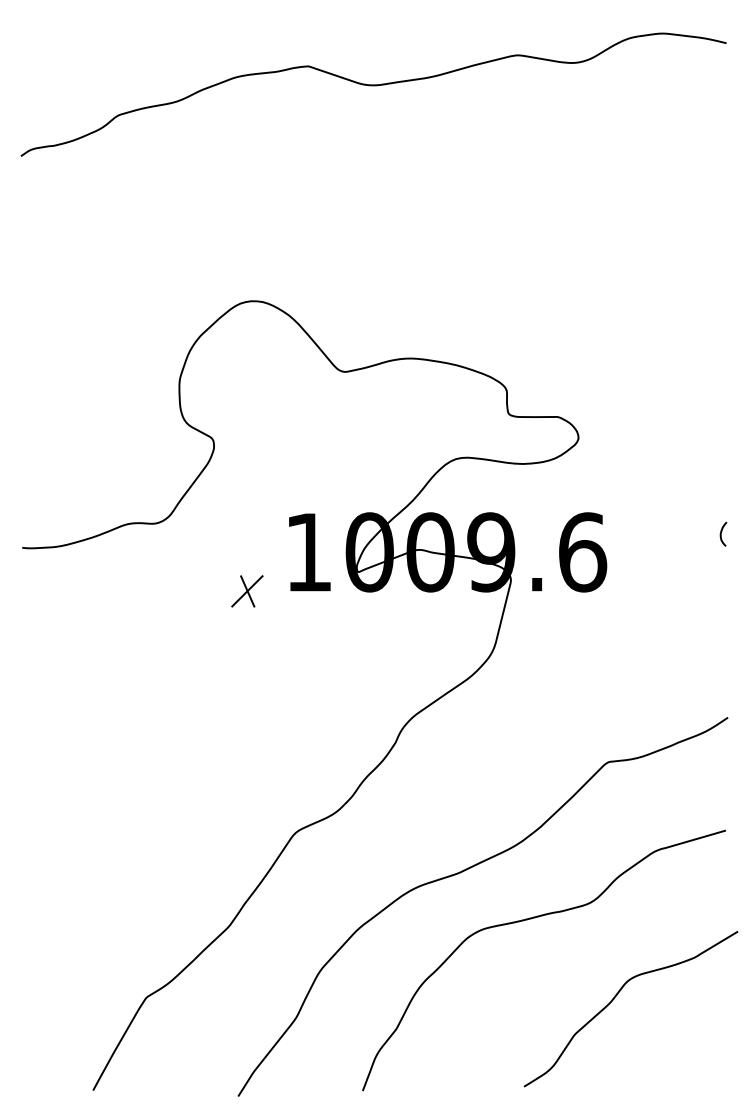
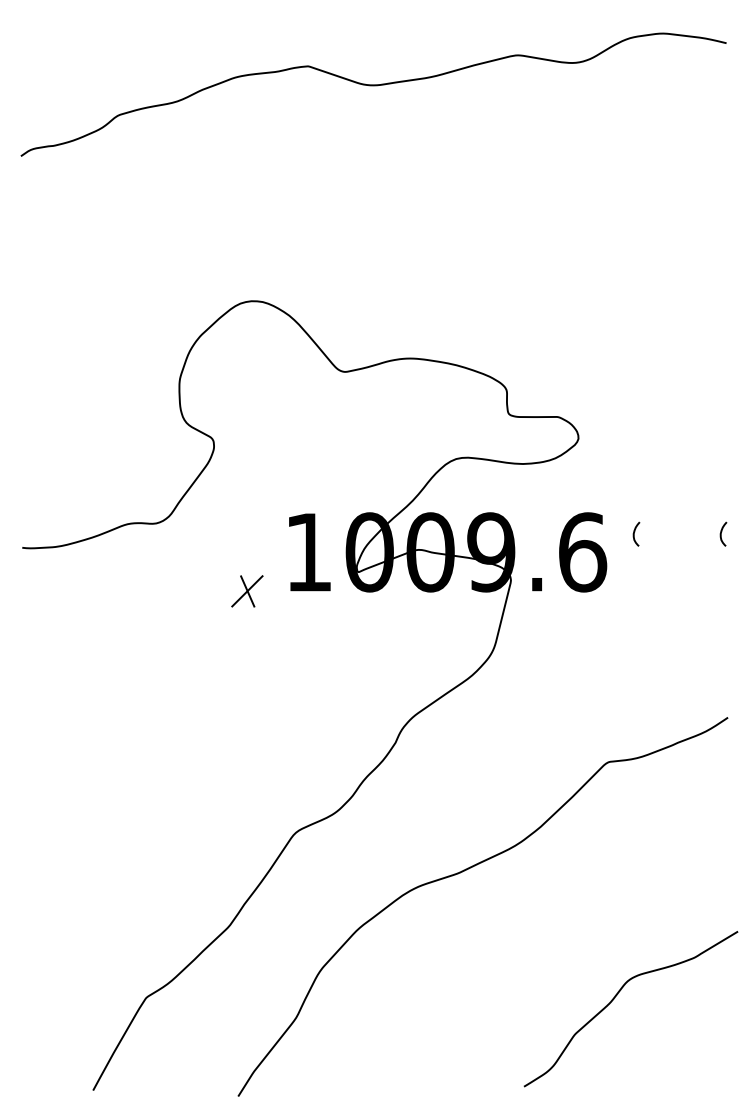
curve: none -> present (634, 533)
curve: present -> none (531, 919)
